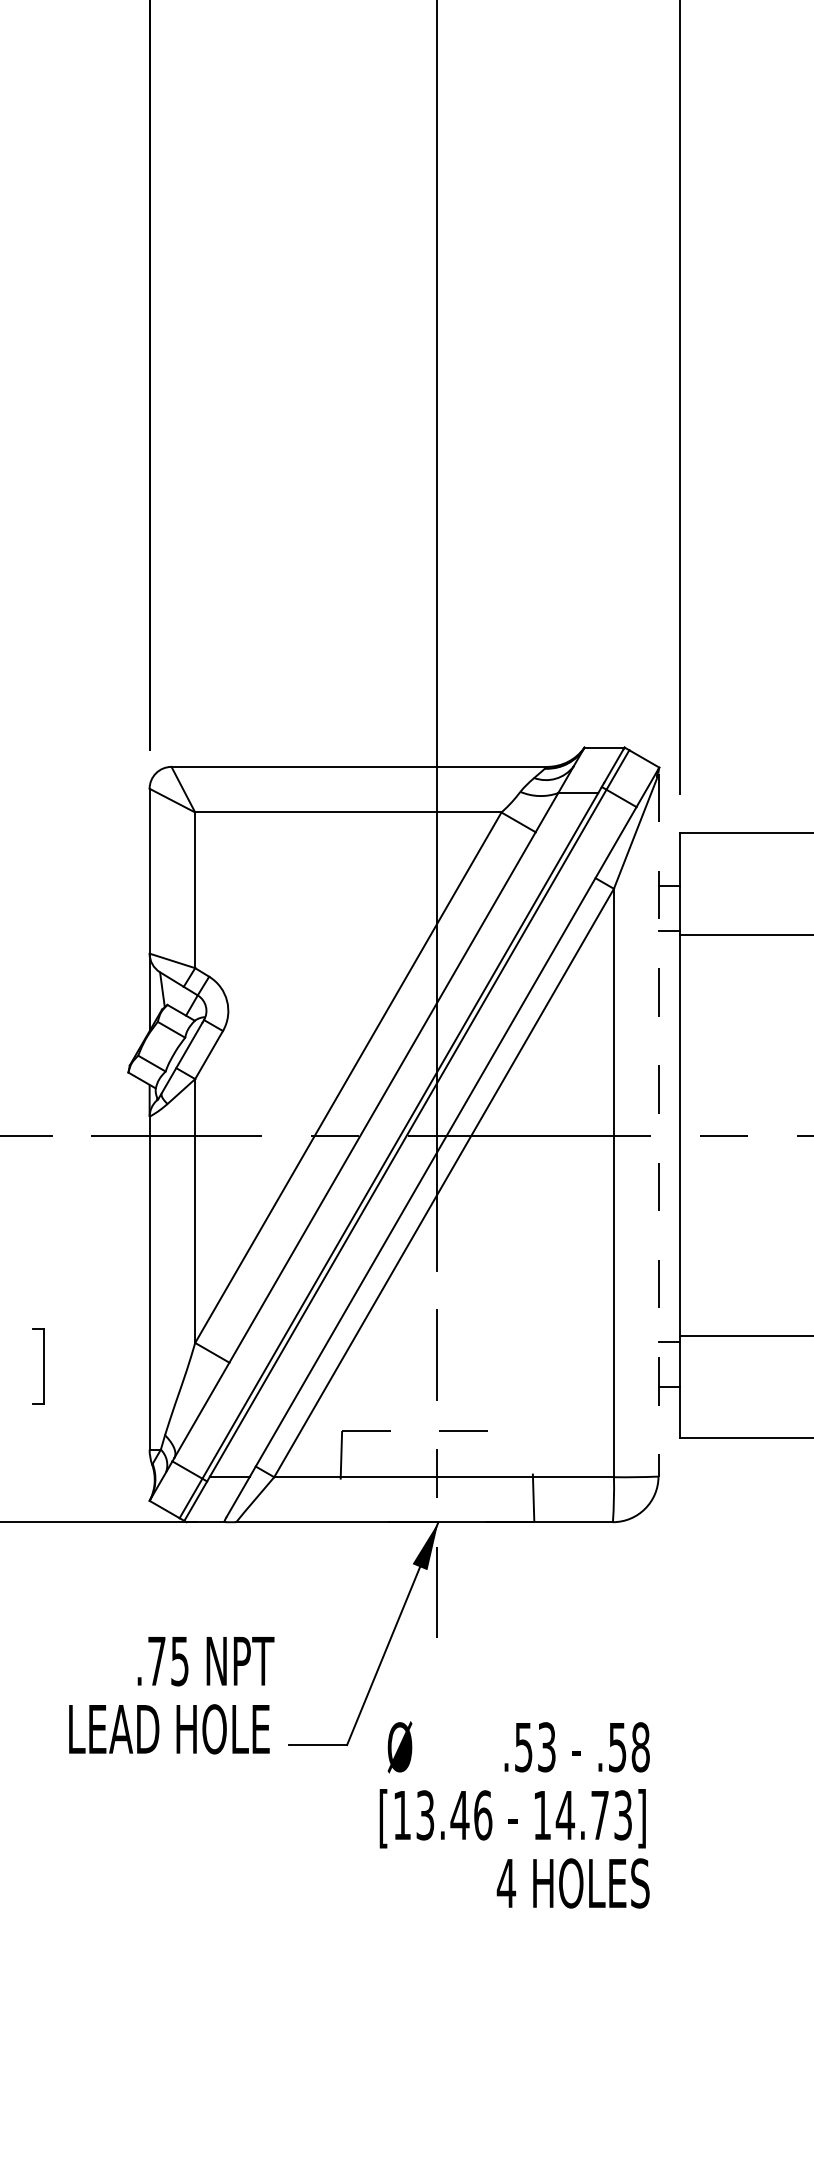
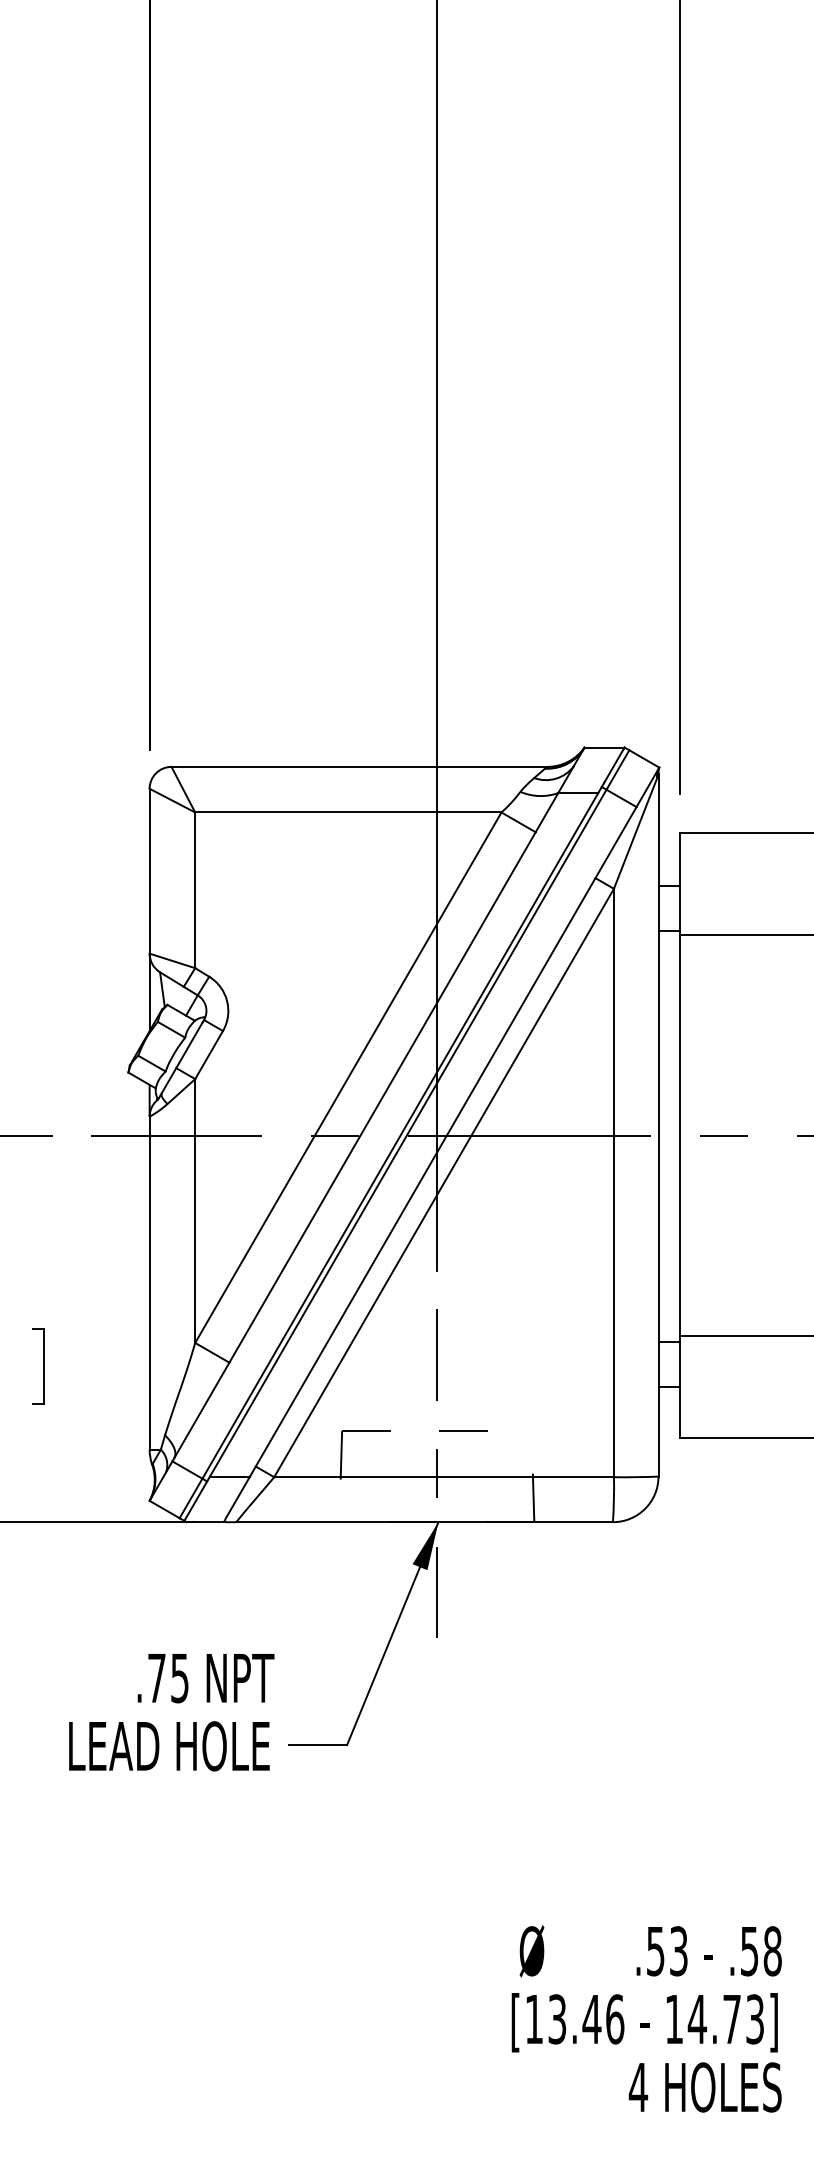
line: dashed -> solid (658, 1125)
text position: (171, 1695) -> (171, 1712) (171, 1712)
text position: (514, 1814) -> (646, 2018) (646, 2018)
